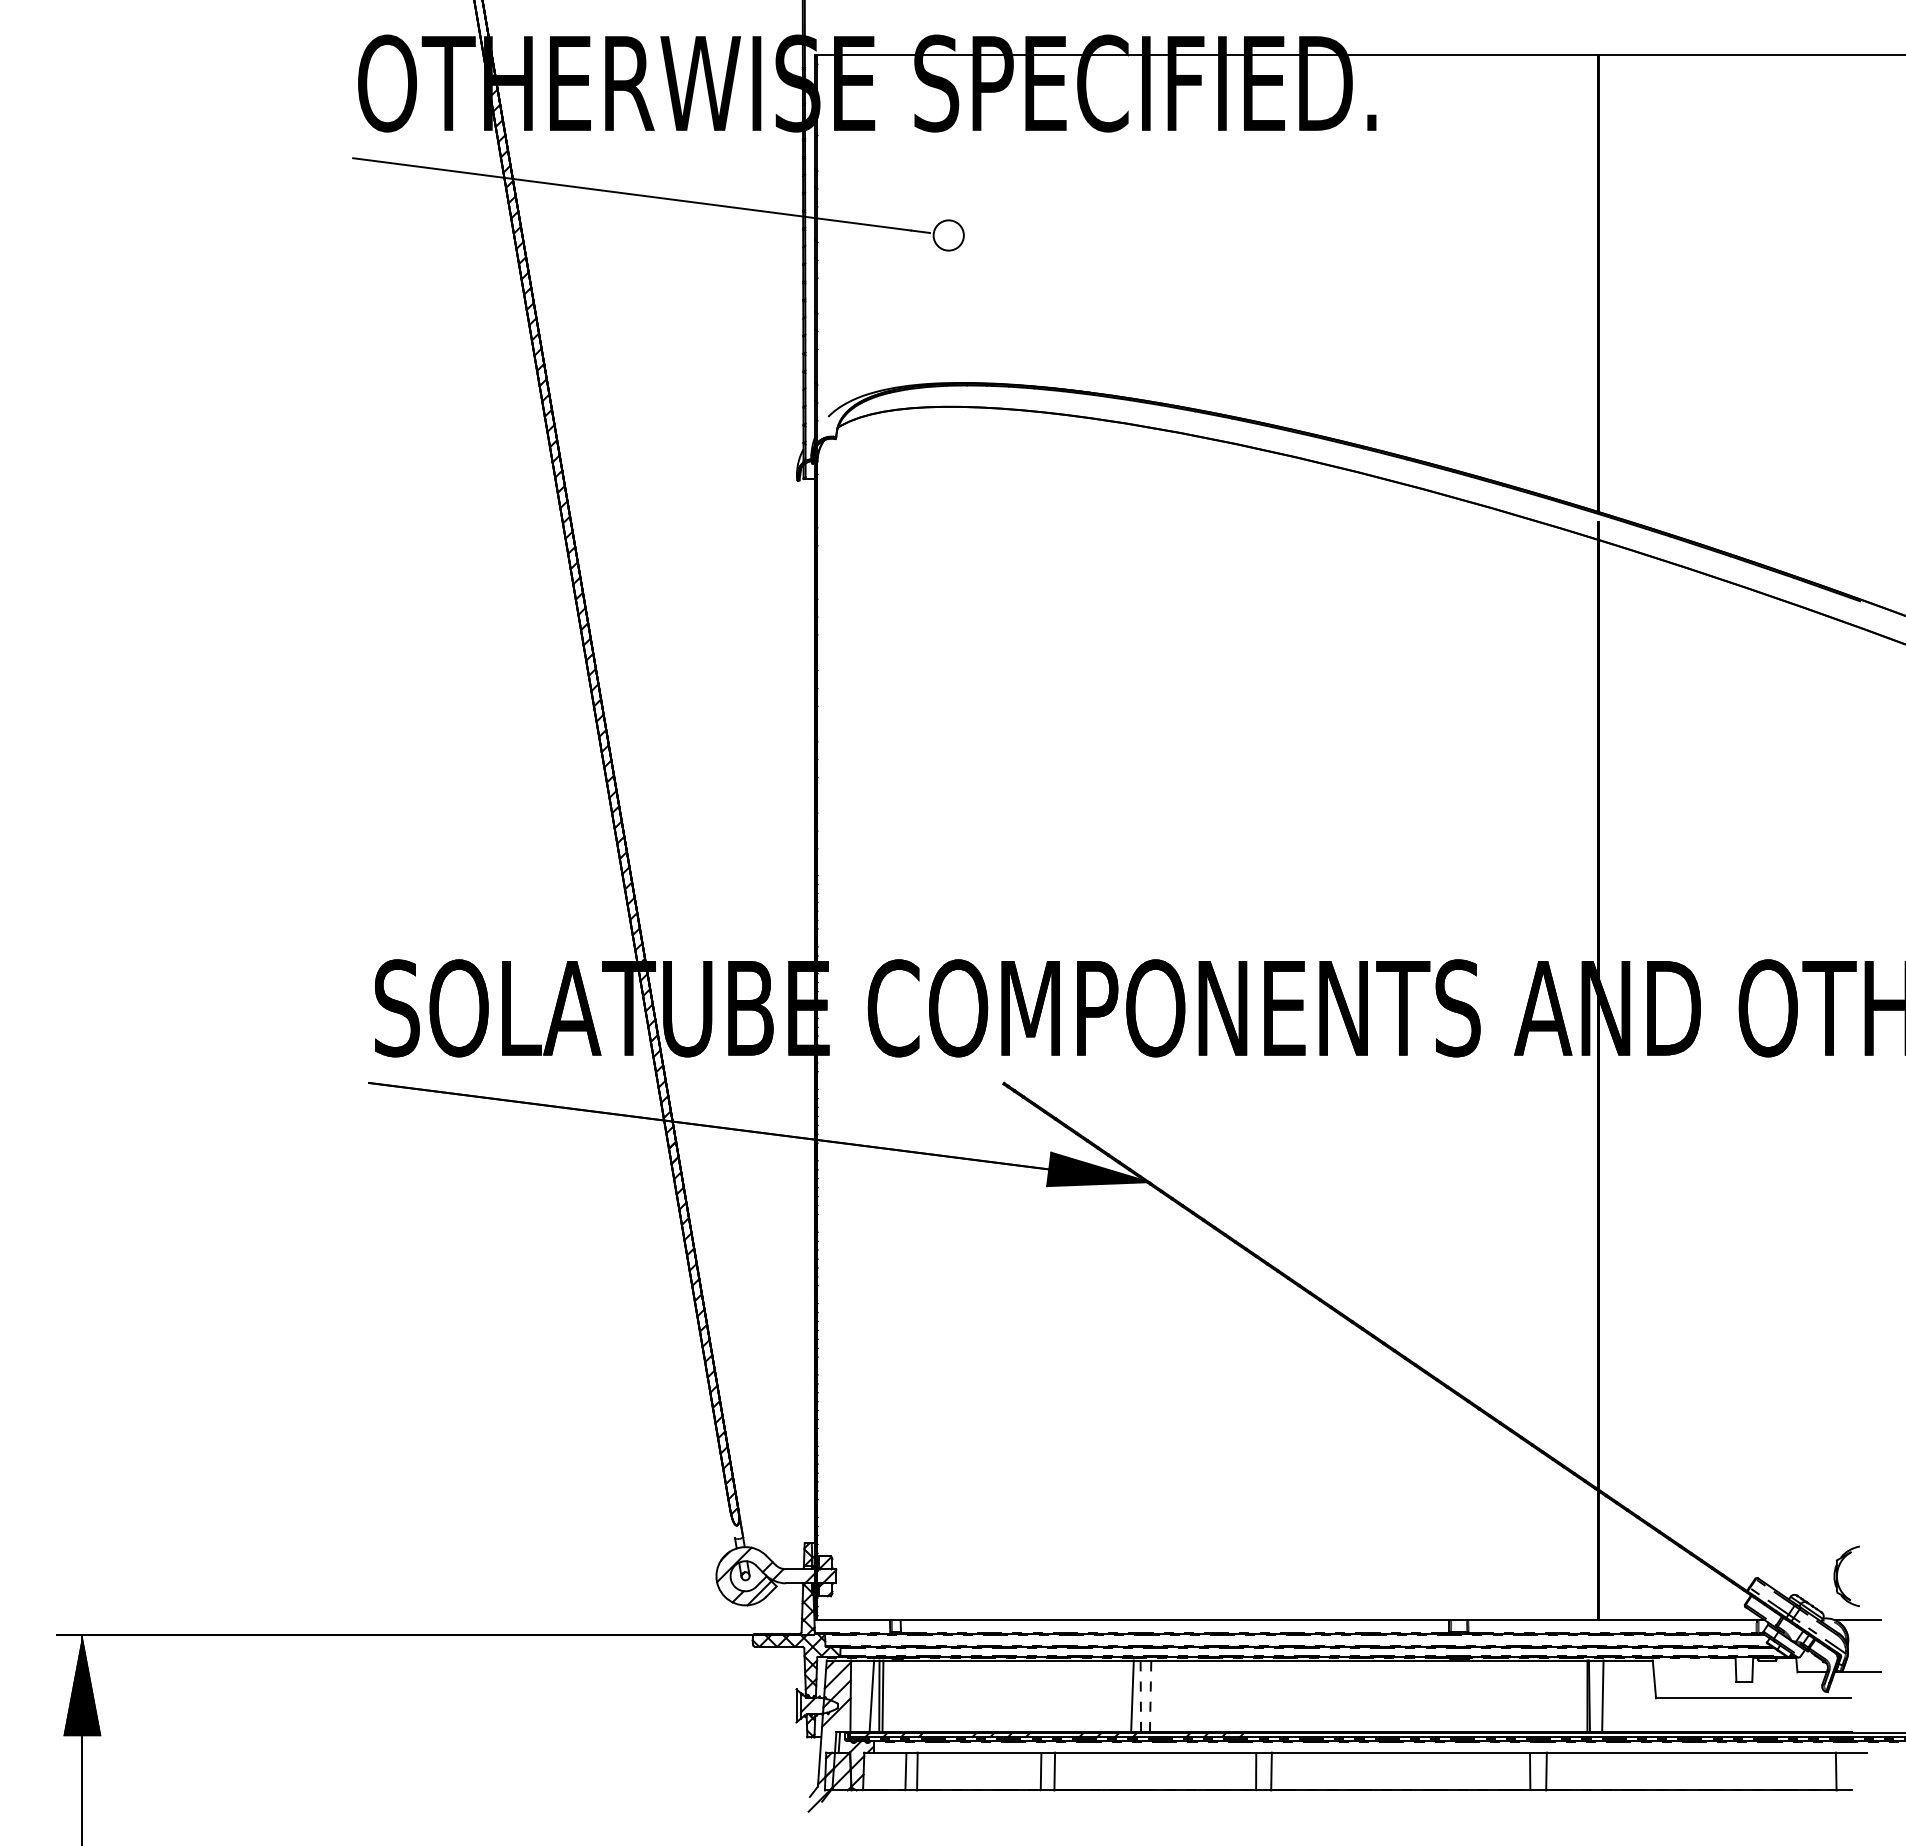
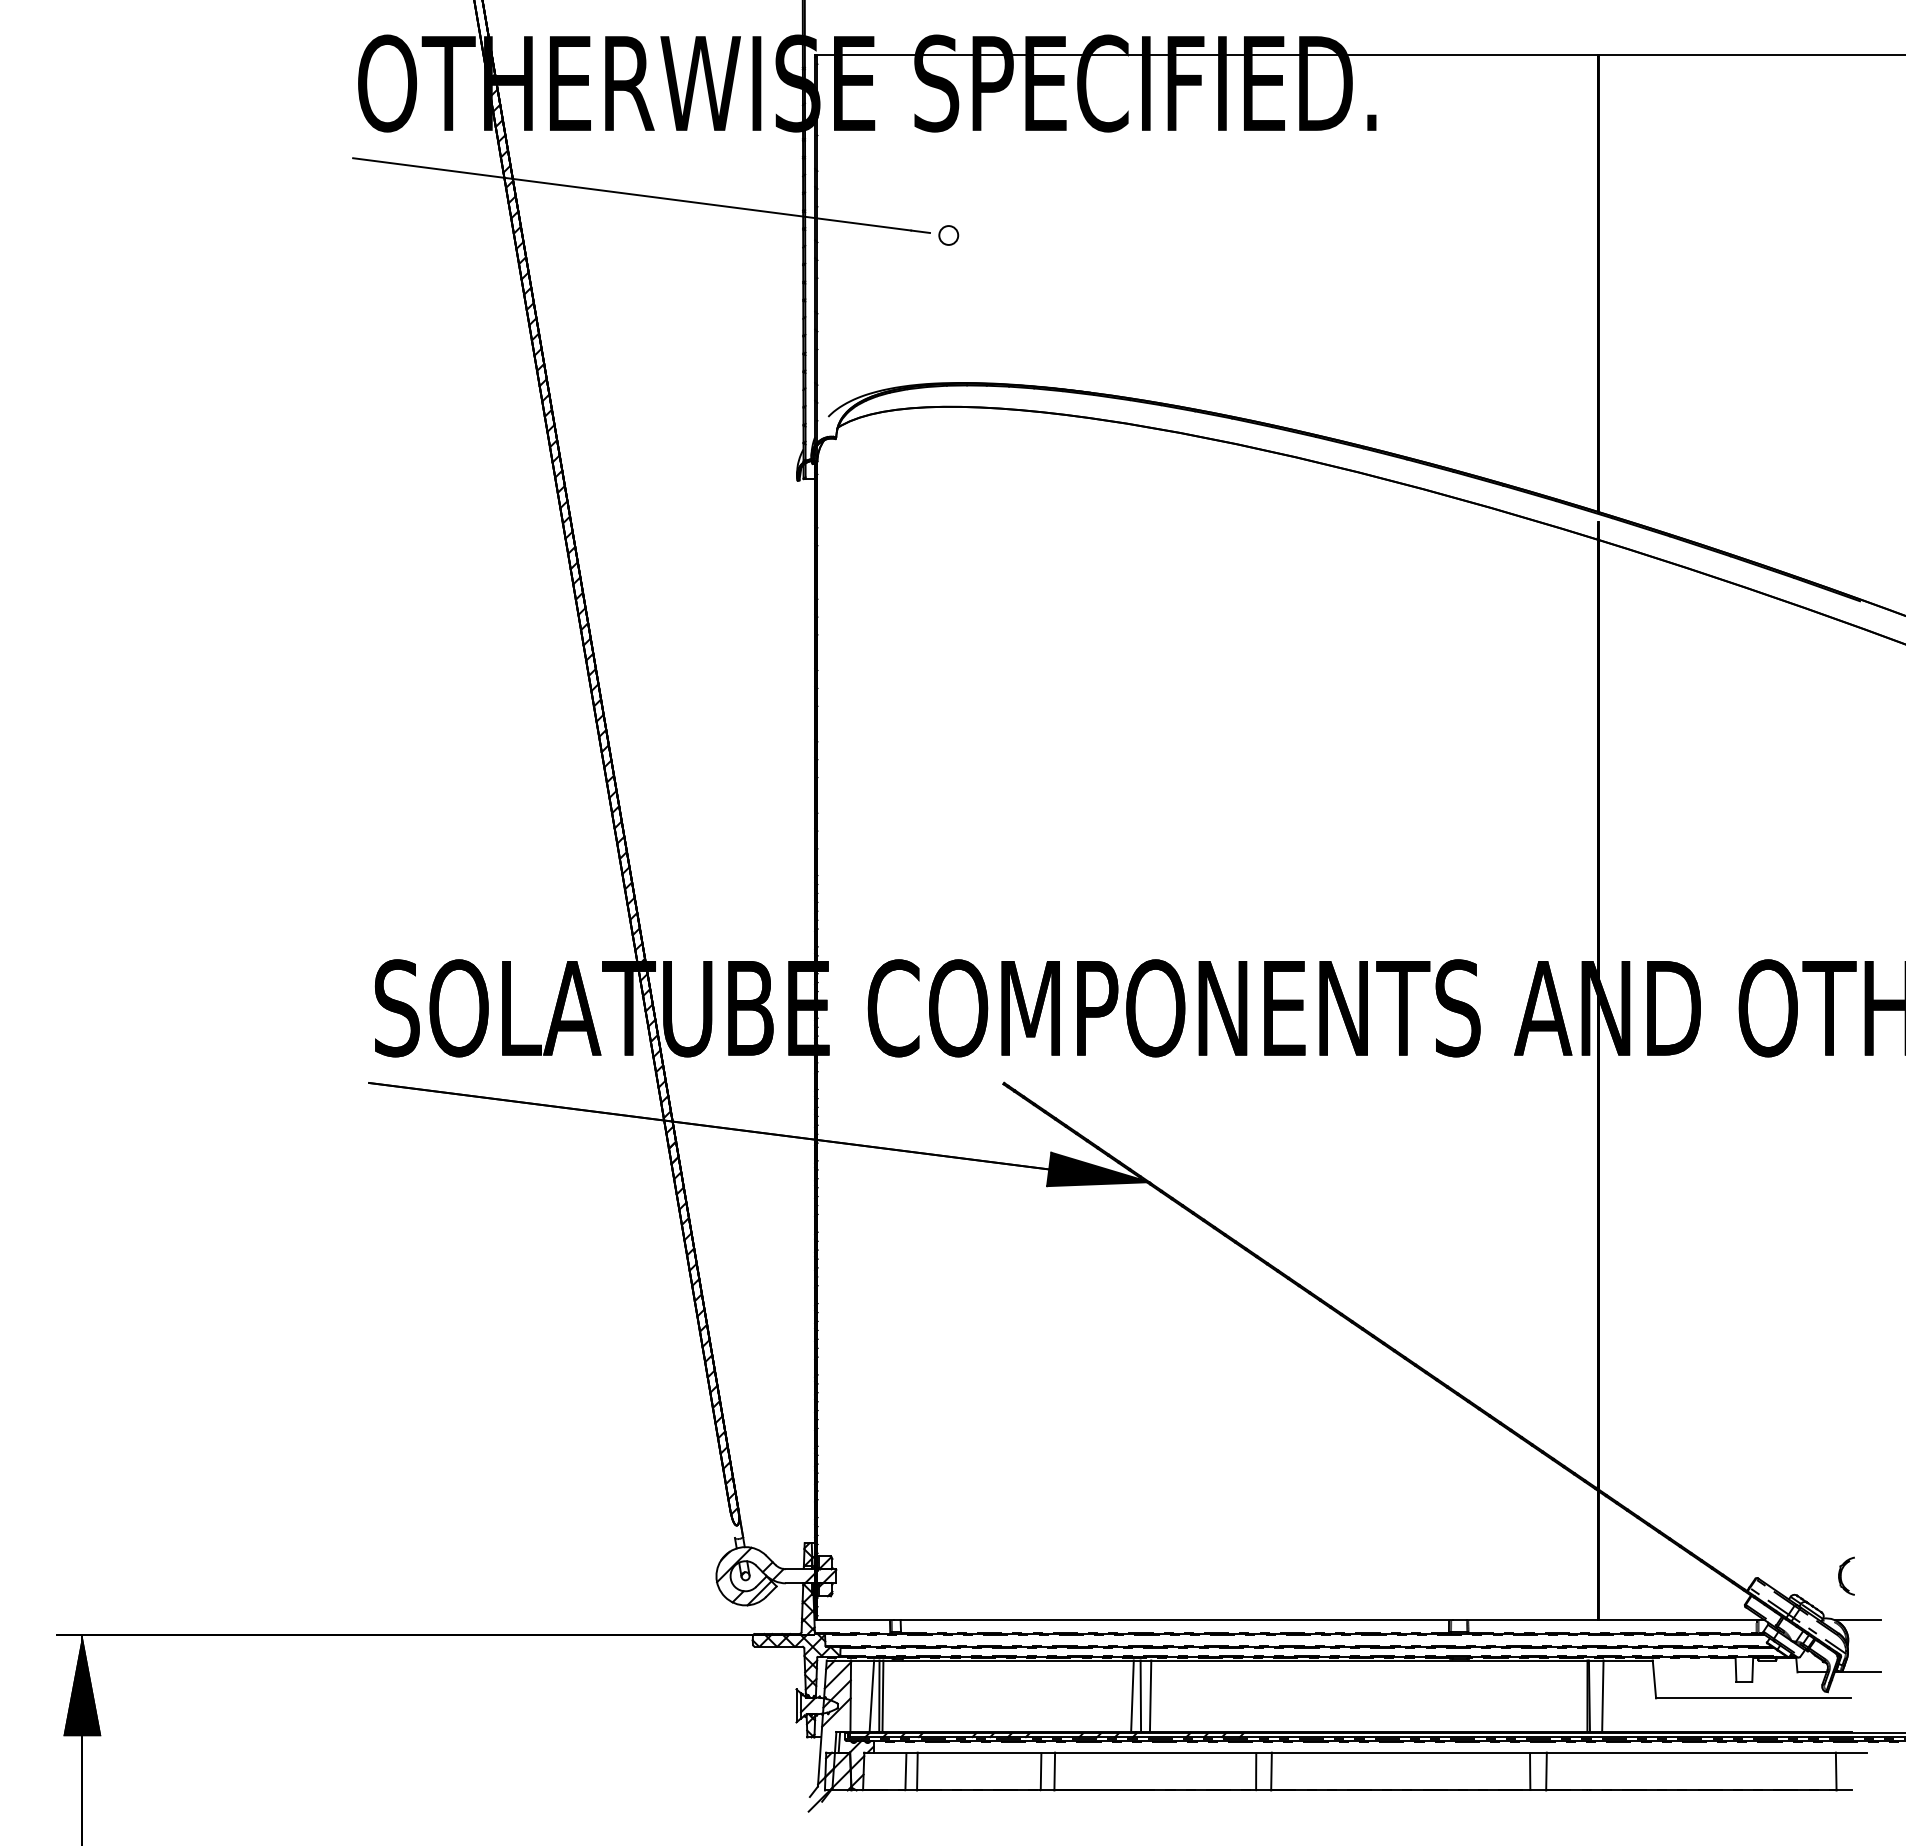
circle diameter: 30 px -> 19 px (948, 235)
part size: 27x63 px -> 17x40 px (1846, 1575)
line: dashed -> solid (1140, 1696)
line: dashed -> solid (1150, 1696)
